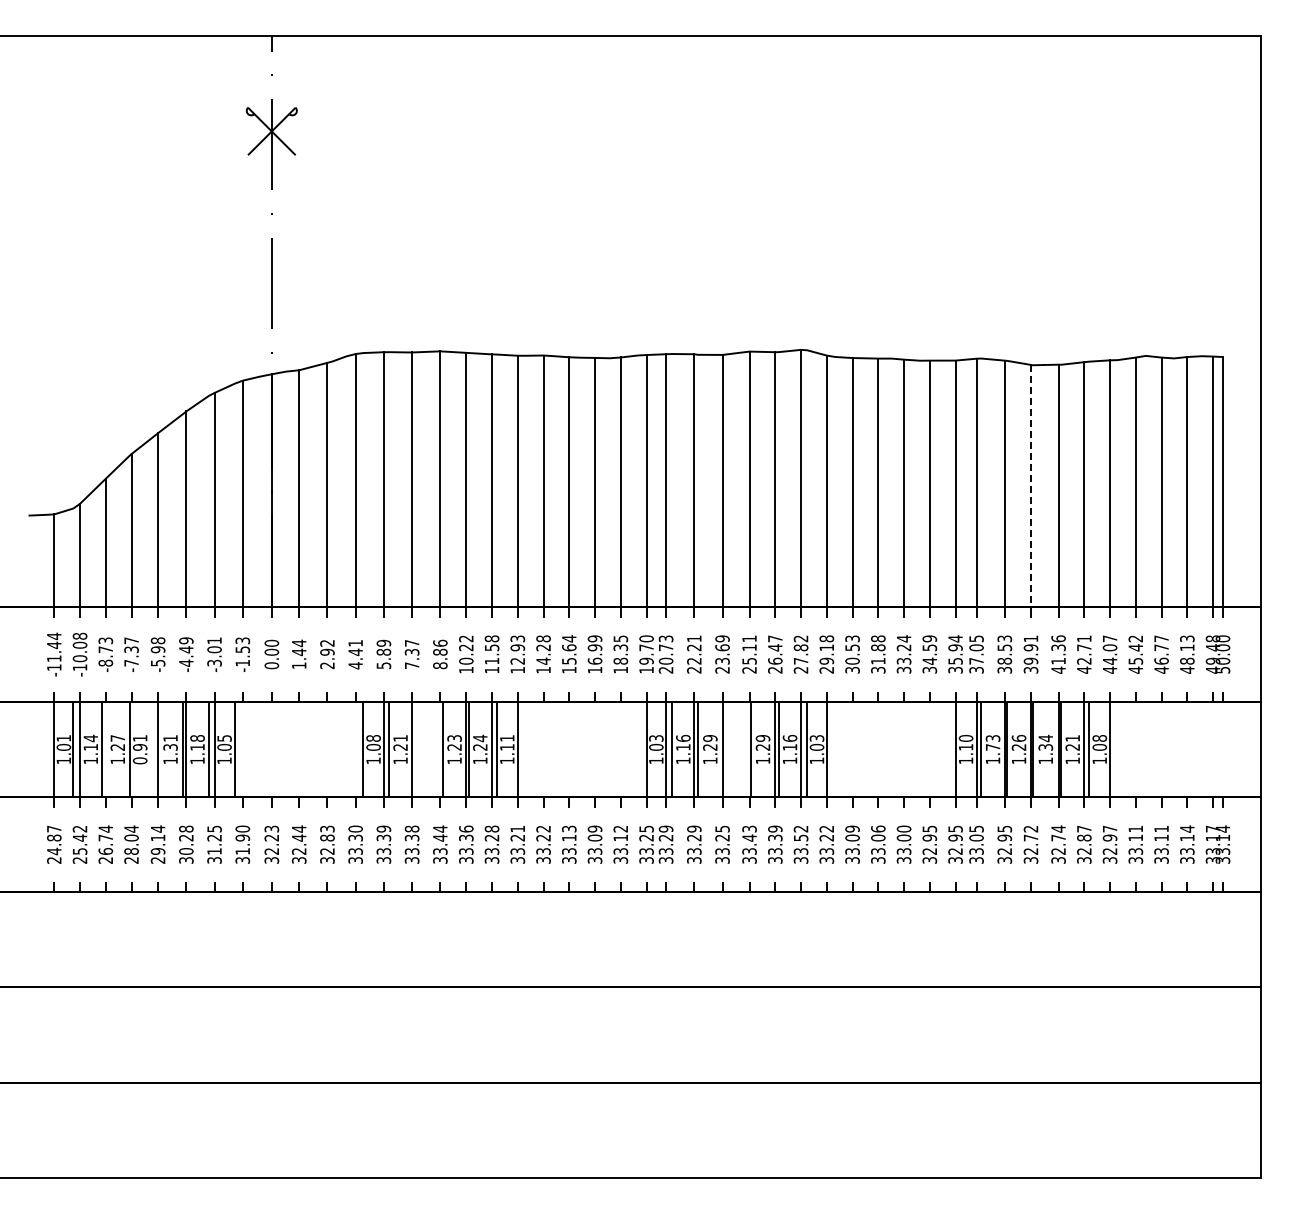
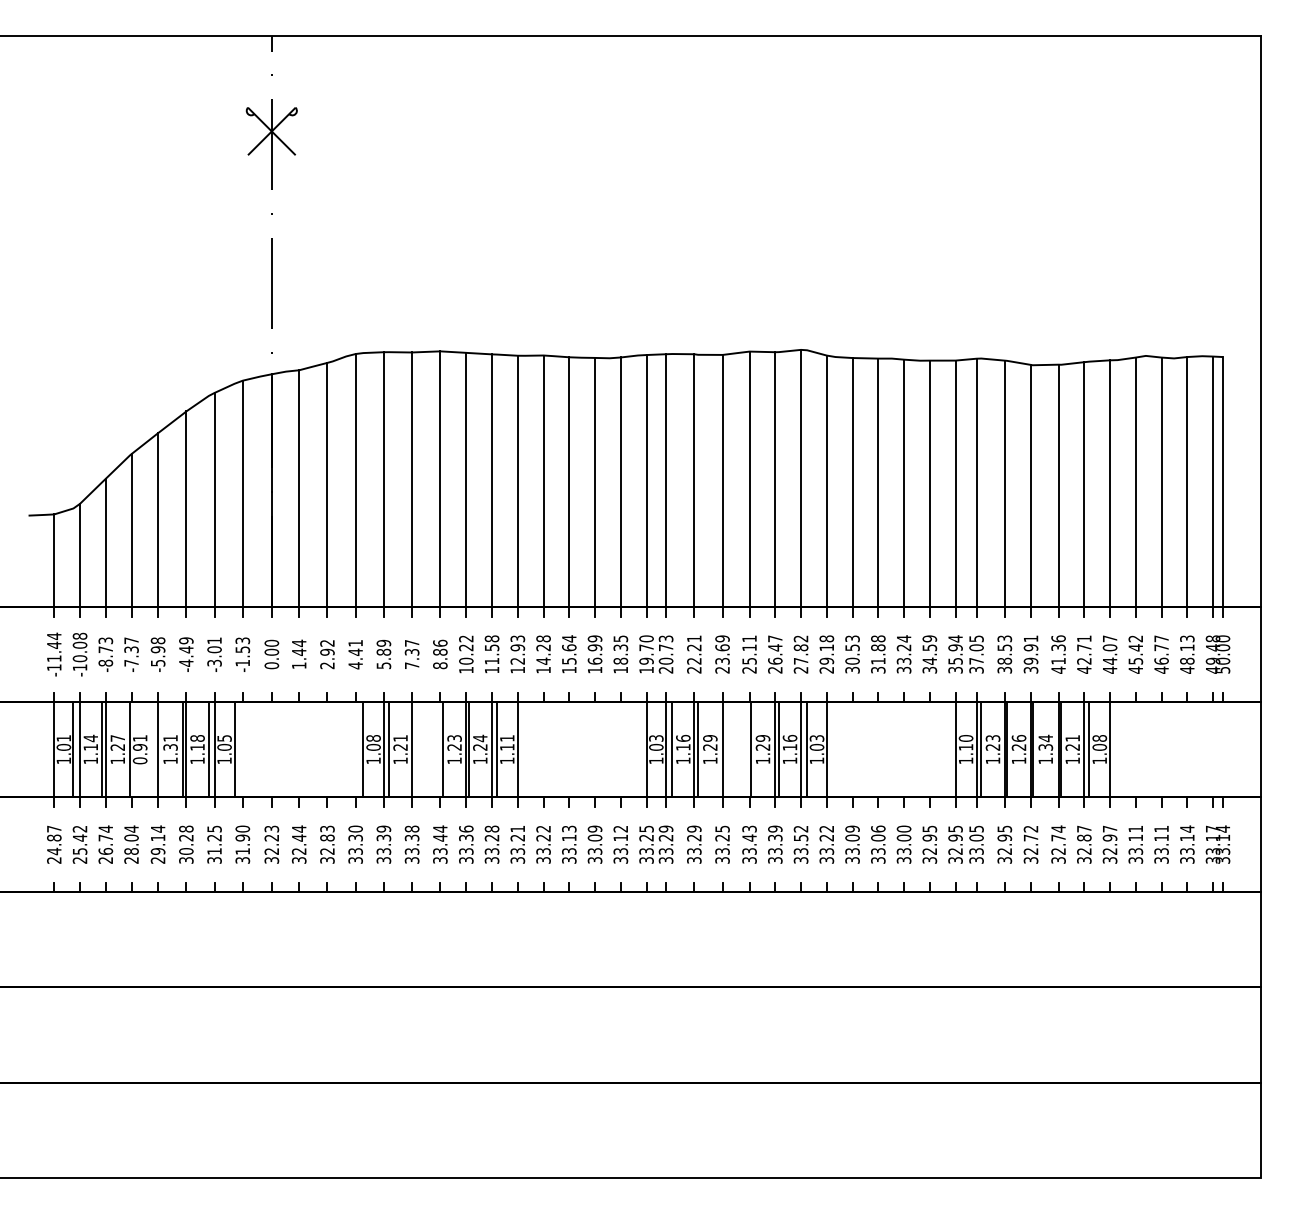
line: dashed -> solid (1031, 486)
text: 1.73 -> 1.23 (992, 747)
line: none -> present (105, 749)
